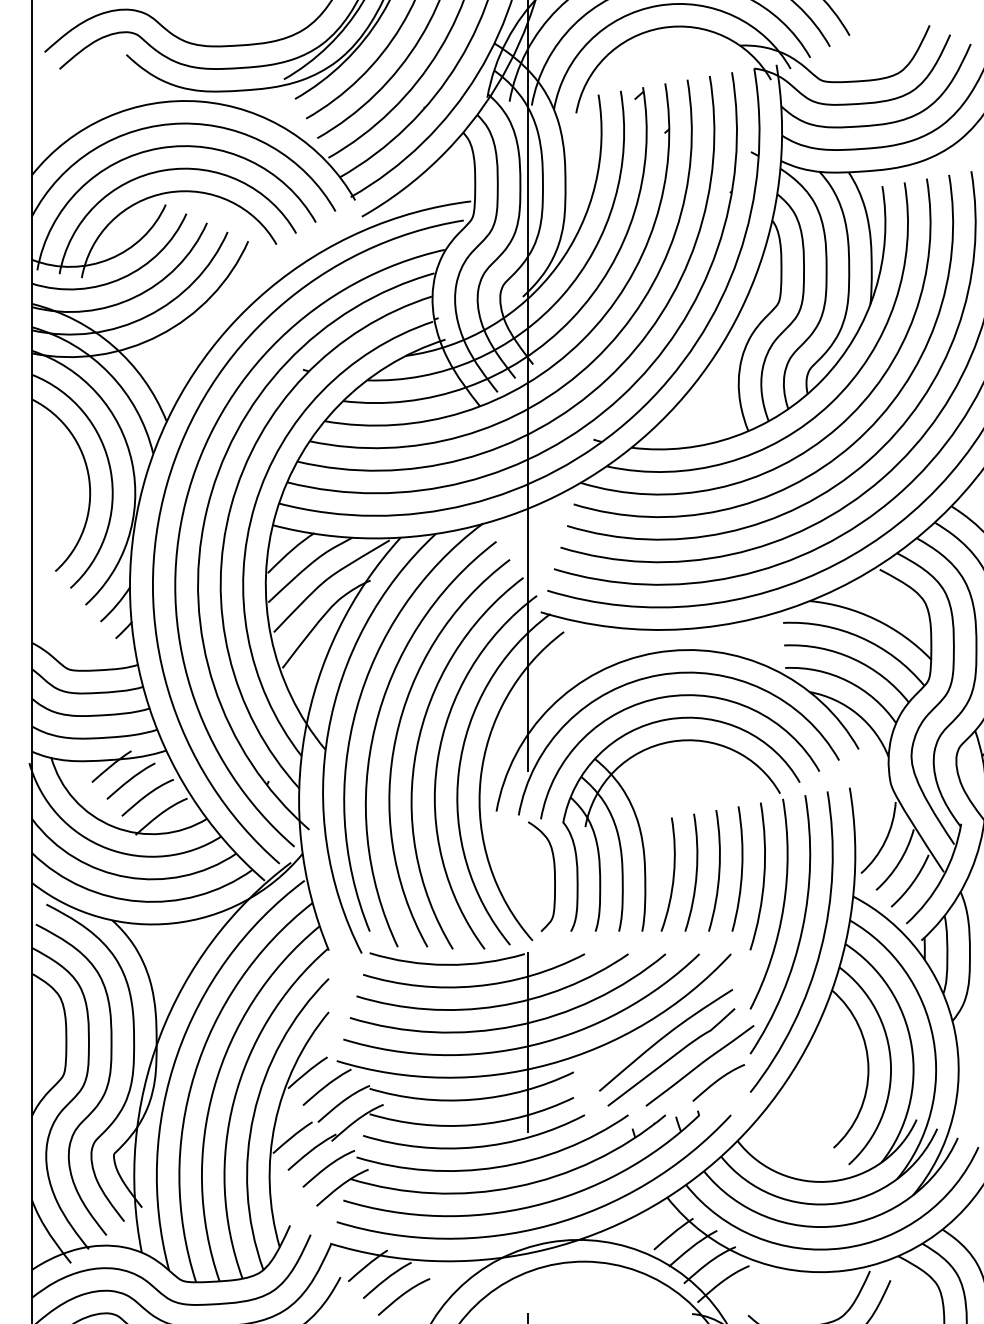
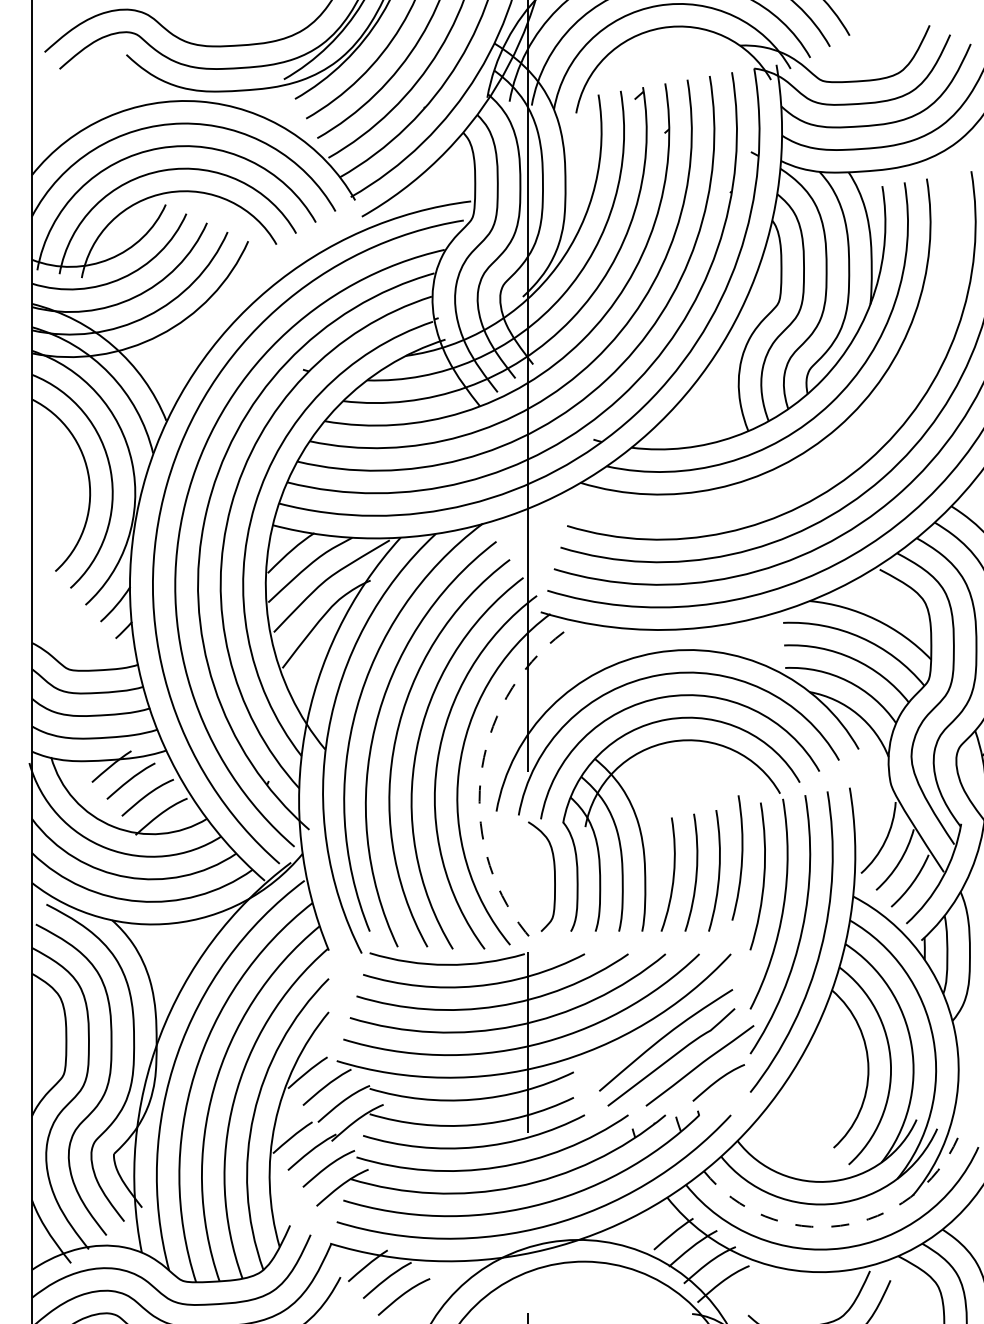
arc: present -> none (848, 446)
arc: solid -> dashed (480, 779)
arc position: (741, 868) -> (741, 857) (741, 857)
arc: solid -> dashed (840, 1225)
